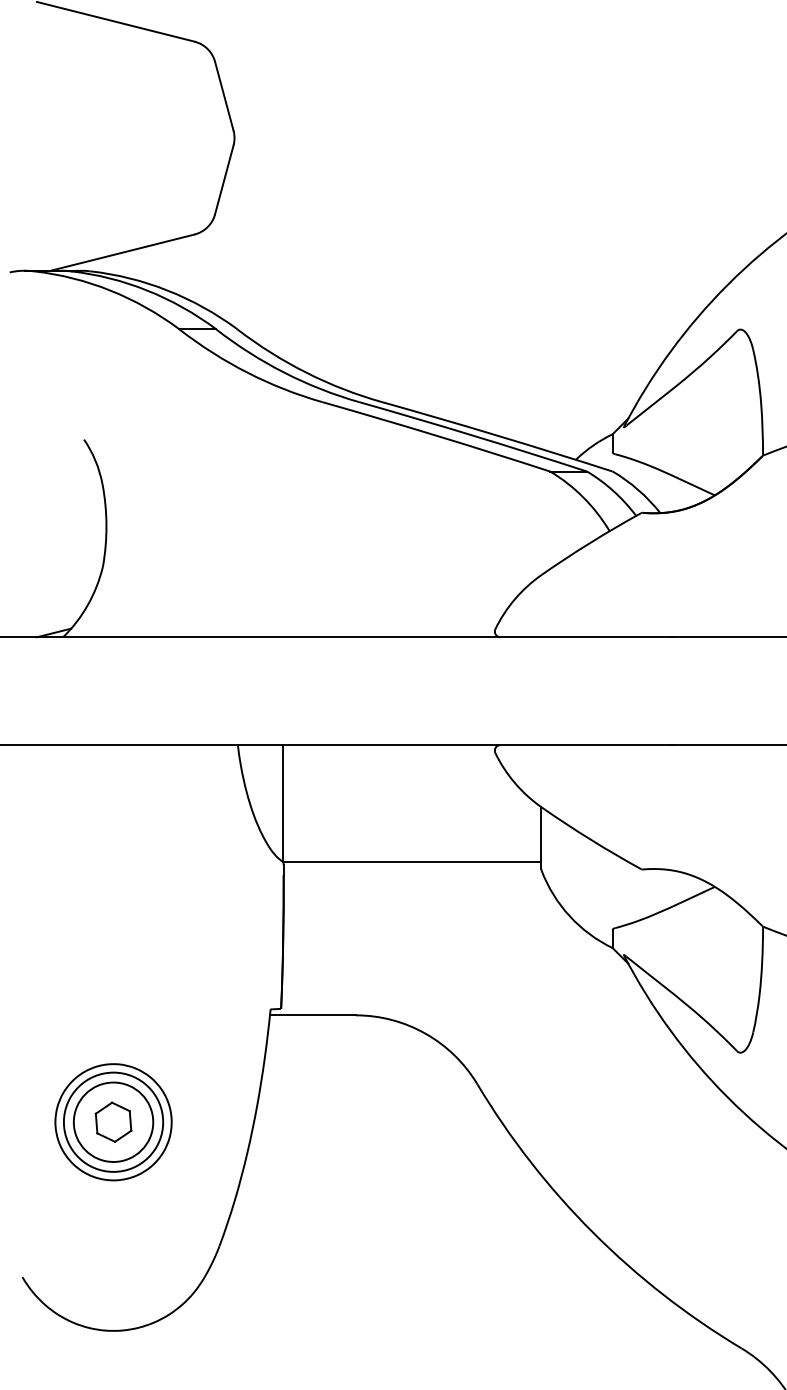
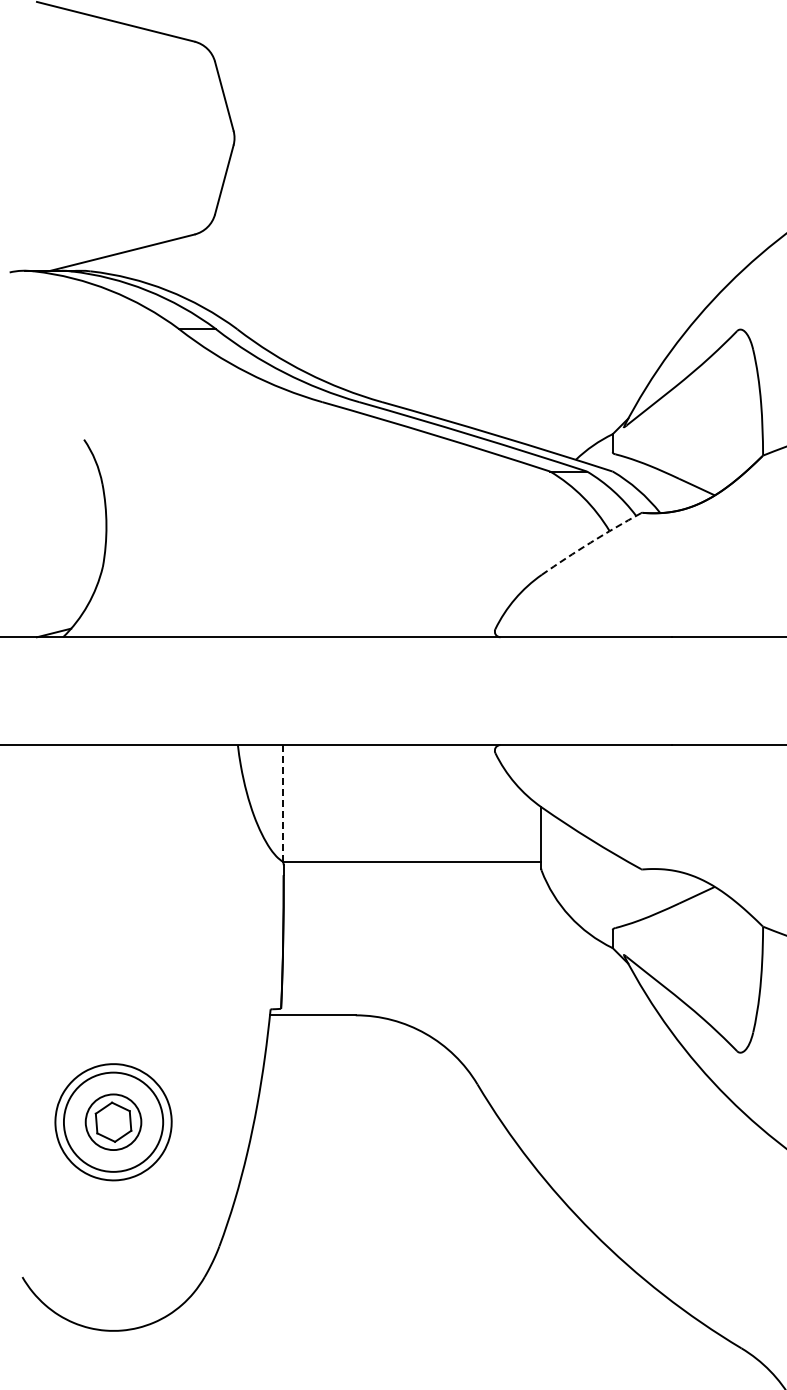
arc: solid -> dashed (590, 542)
line: solid -> dashed (283, 802)
circle diameter: 79 px -> 56 px (113, 1122)
